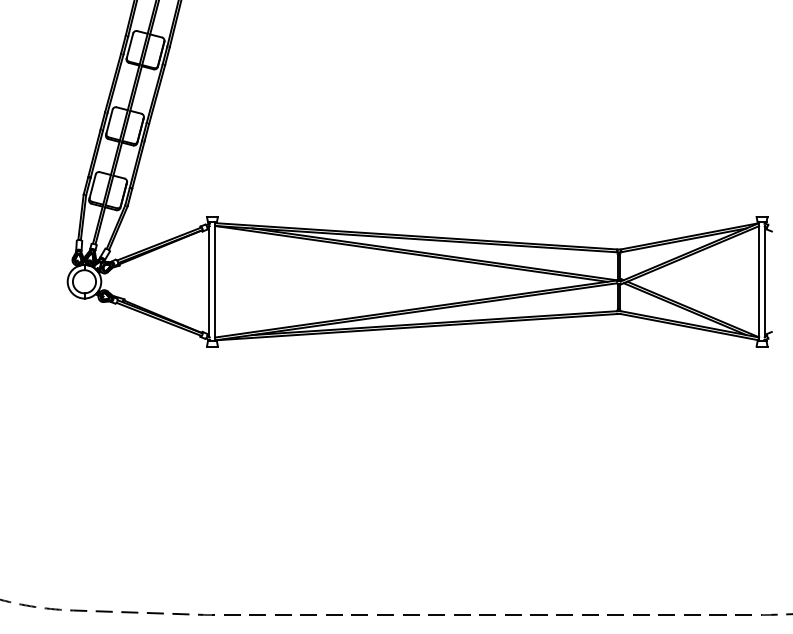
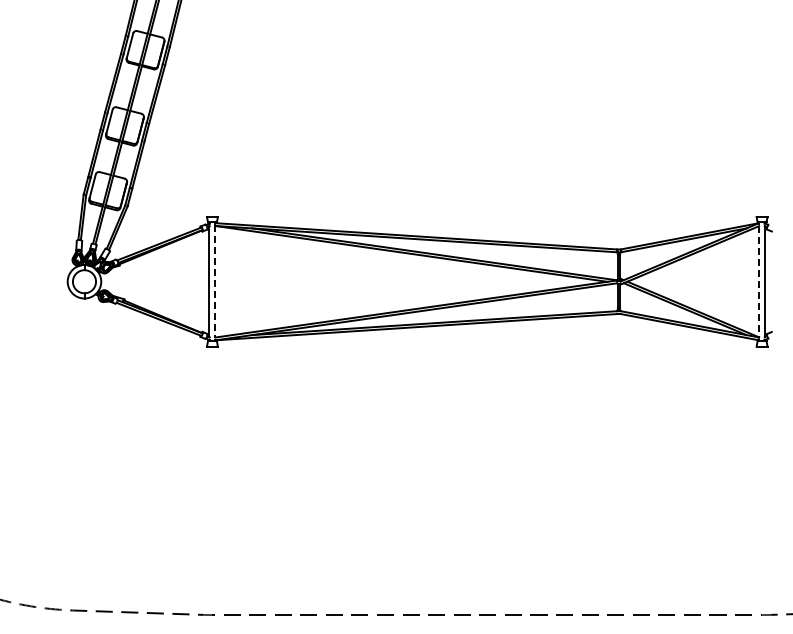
line: solid -> dashed (215, 282)
line: solid -> dashed (759, 282)
